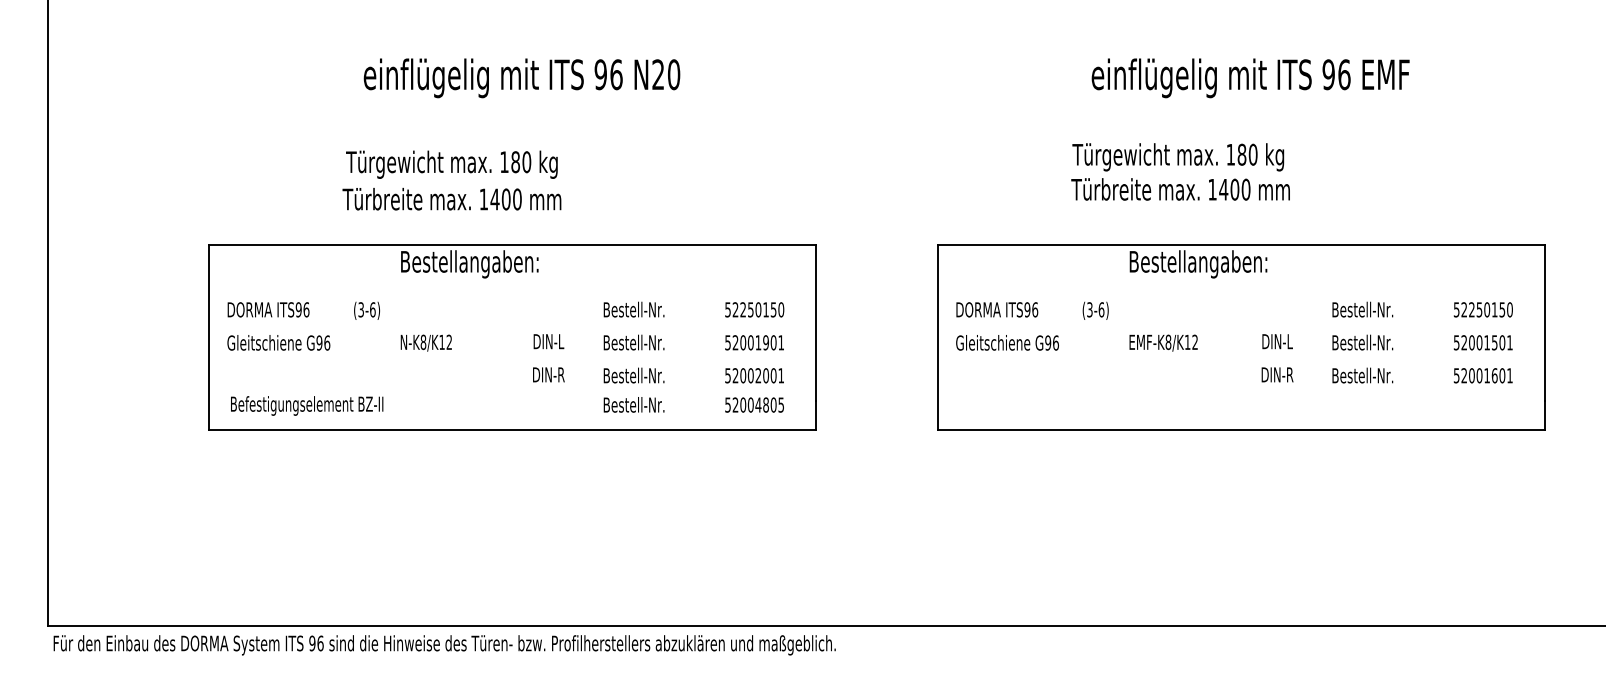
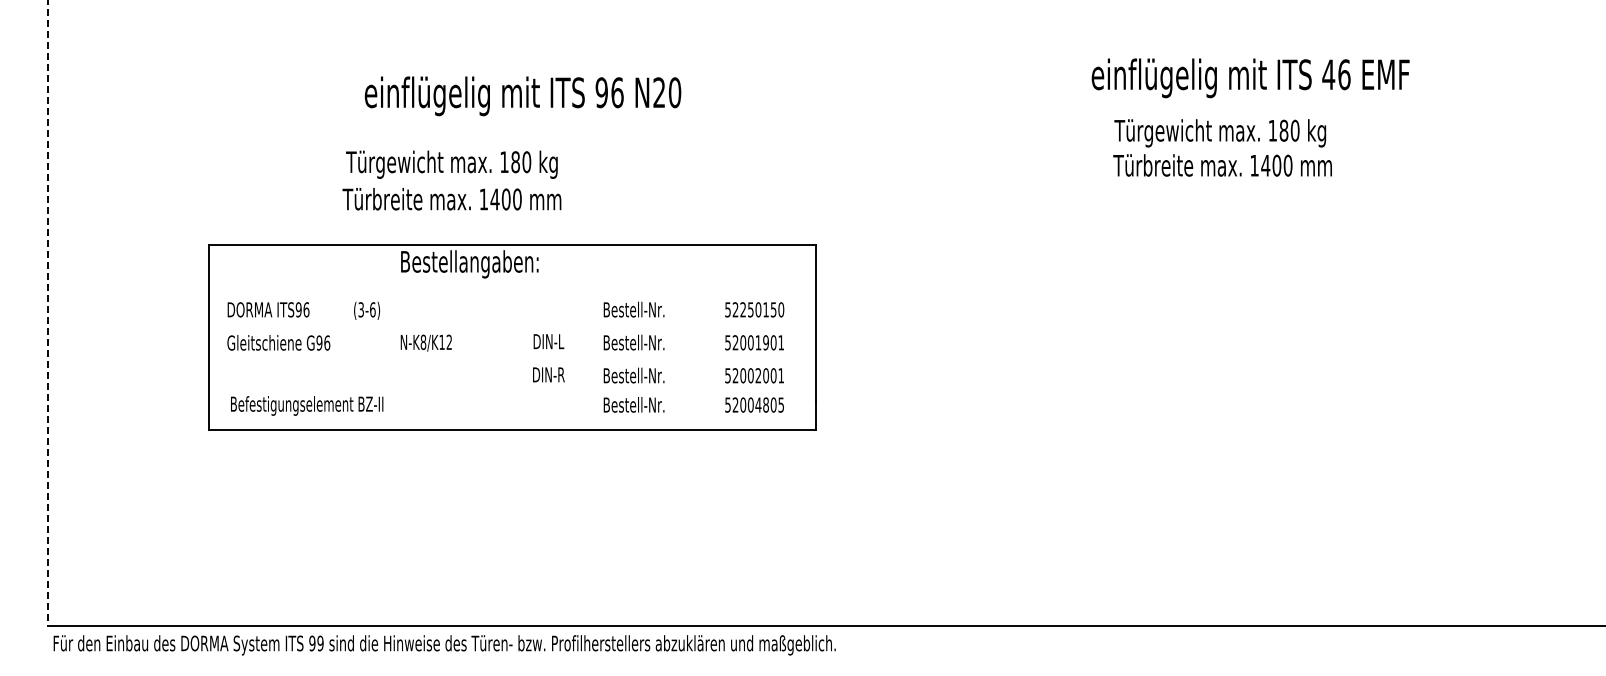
text: 96 -> 46 (1328, 74)
text position: (521, 78) -> (522, 96) (522, 96)
text position: (1180, 171) -> (1222, 147) (1222, 147)
line: solid -> dashed (48, 312)
part: present -> none (1241, 337)
text: 96 -> 99 (320, 643)
